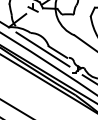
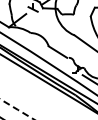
line: present -> none (42, 49)
arc: solid -> dashed (17, 109)
